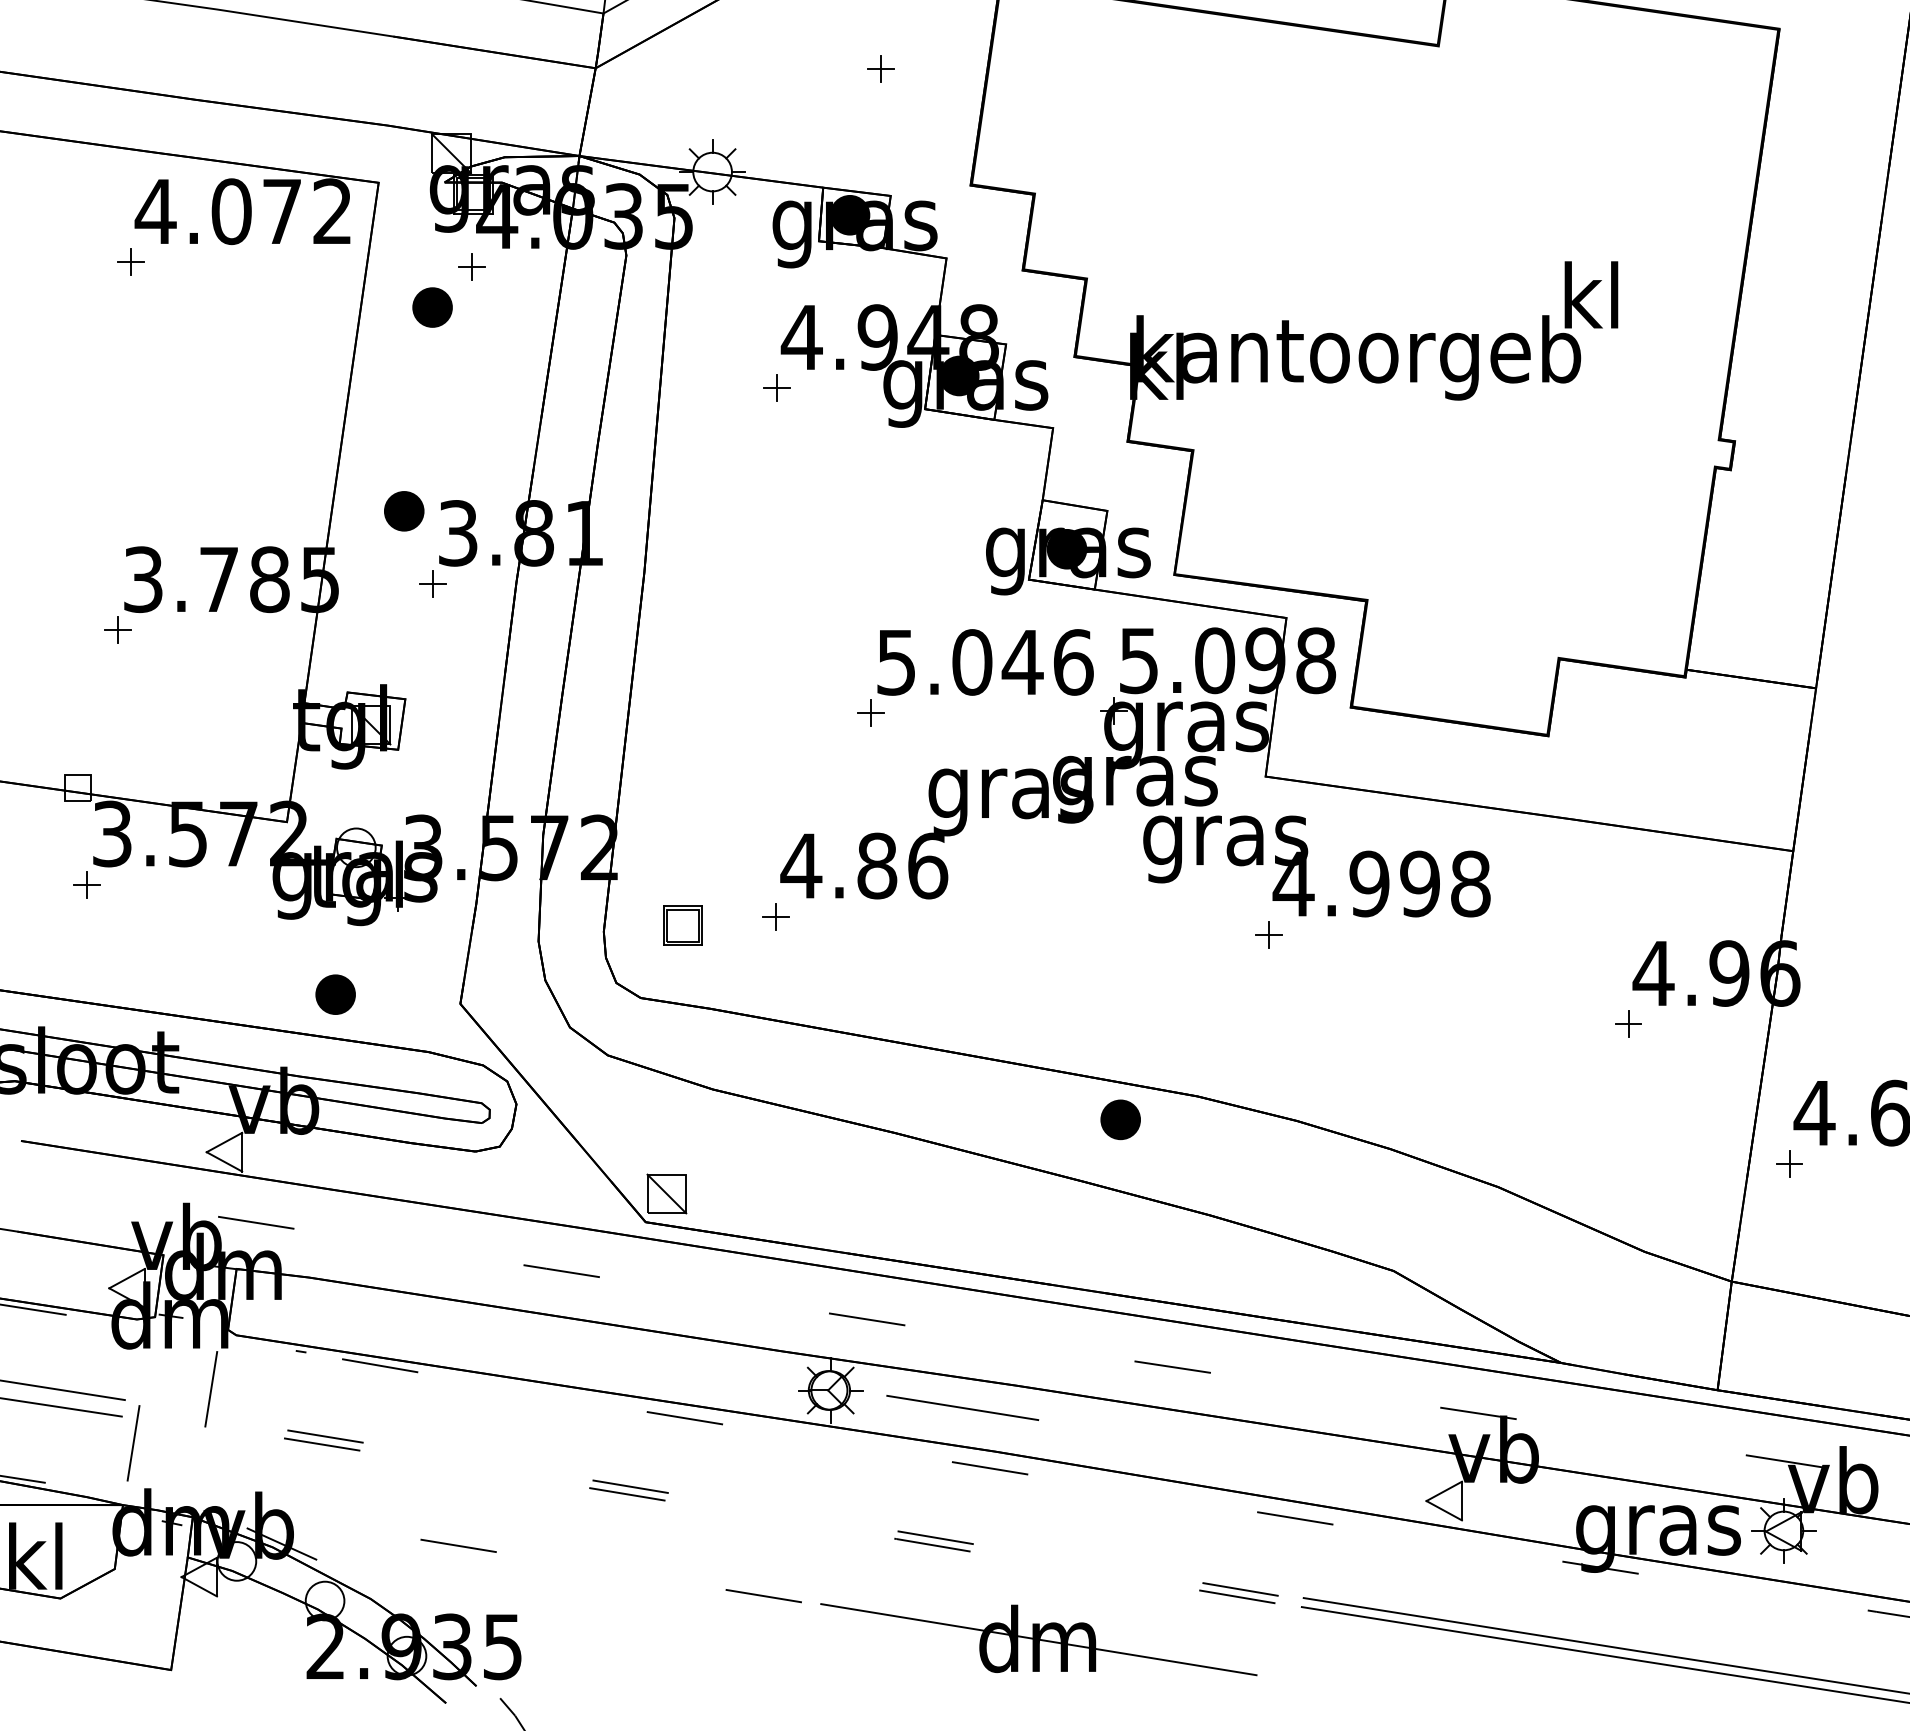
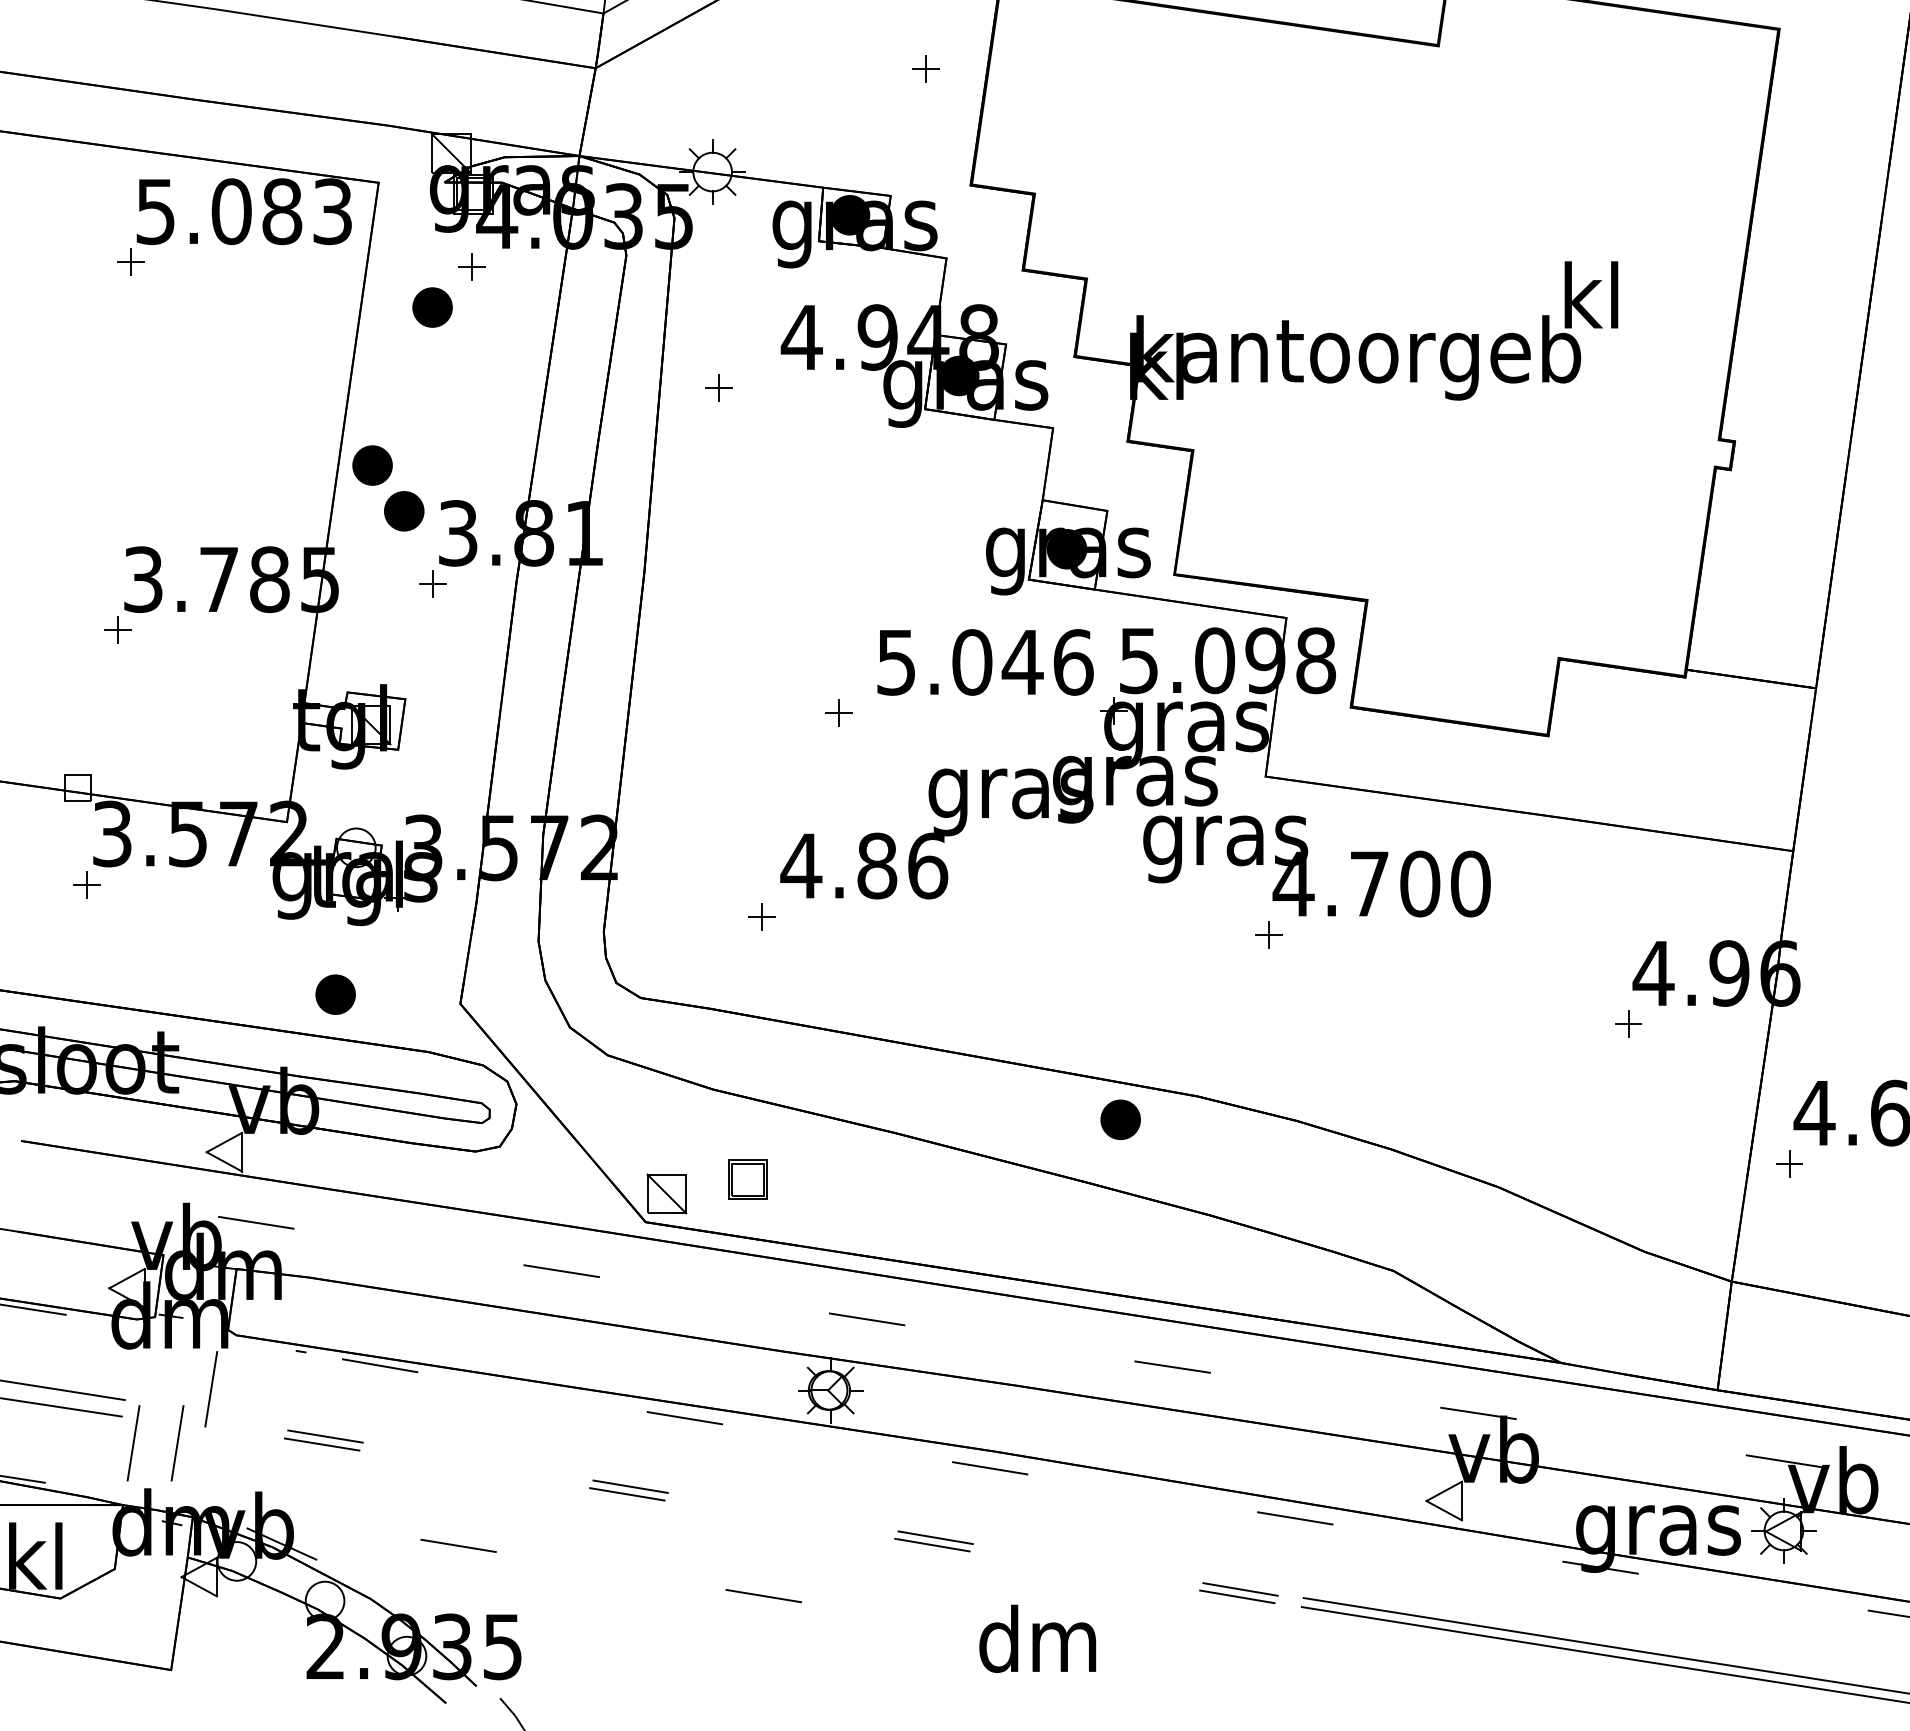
part position: (880, 68) -> (925, 68) (925, 68)
text: 4.072 -> 5.083 (242, 211)
part position: (776, 387) -> (718, 387) (718, 387)
part: none -> present (372, 465)
part position: (870, 712) -> (838, 712) (838, 712)
text: 4.998 -> 4.700 (1419, 883)
part position: (775, 916) -> (761, 916) (761, 916)
part position: (682, 925) -> (747, 1179) (747, 1179)
line: present -> none (962, 1407)
line: none -> present (177, 1443)
line: present -> none (1038, 1639)
